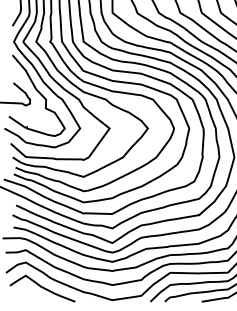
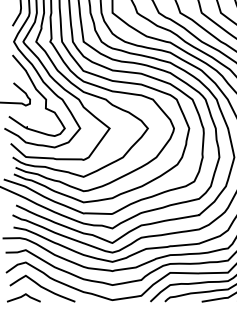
line: none -> present (23, 296)
